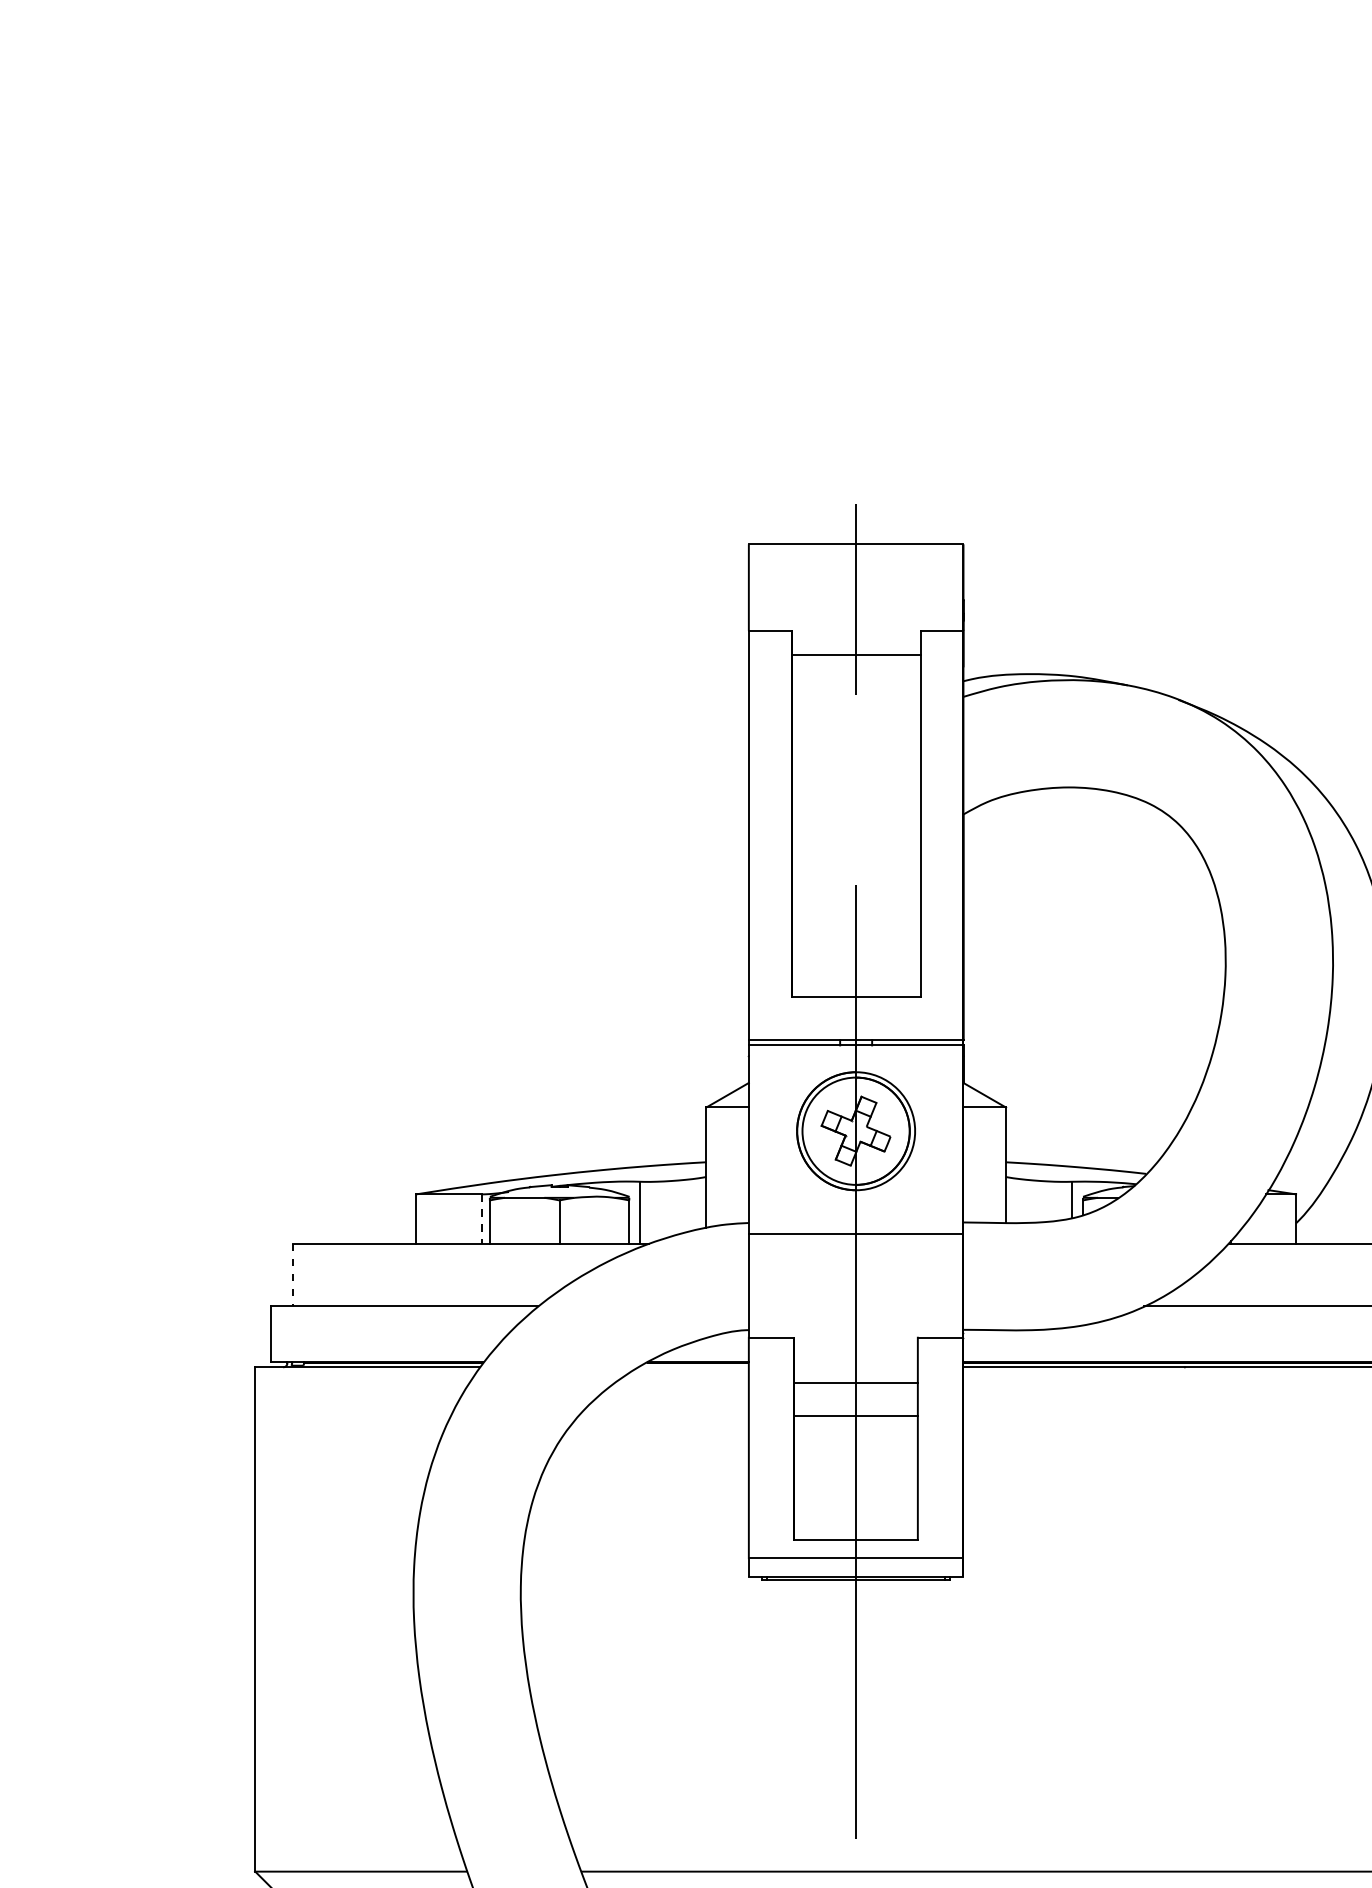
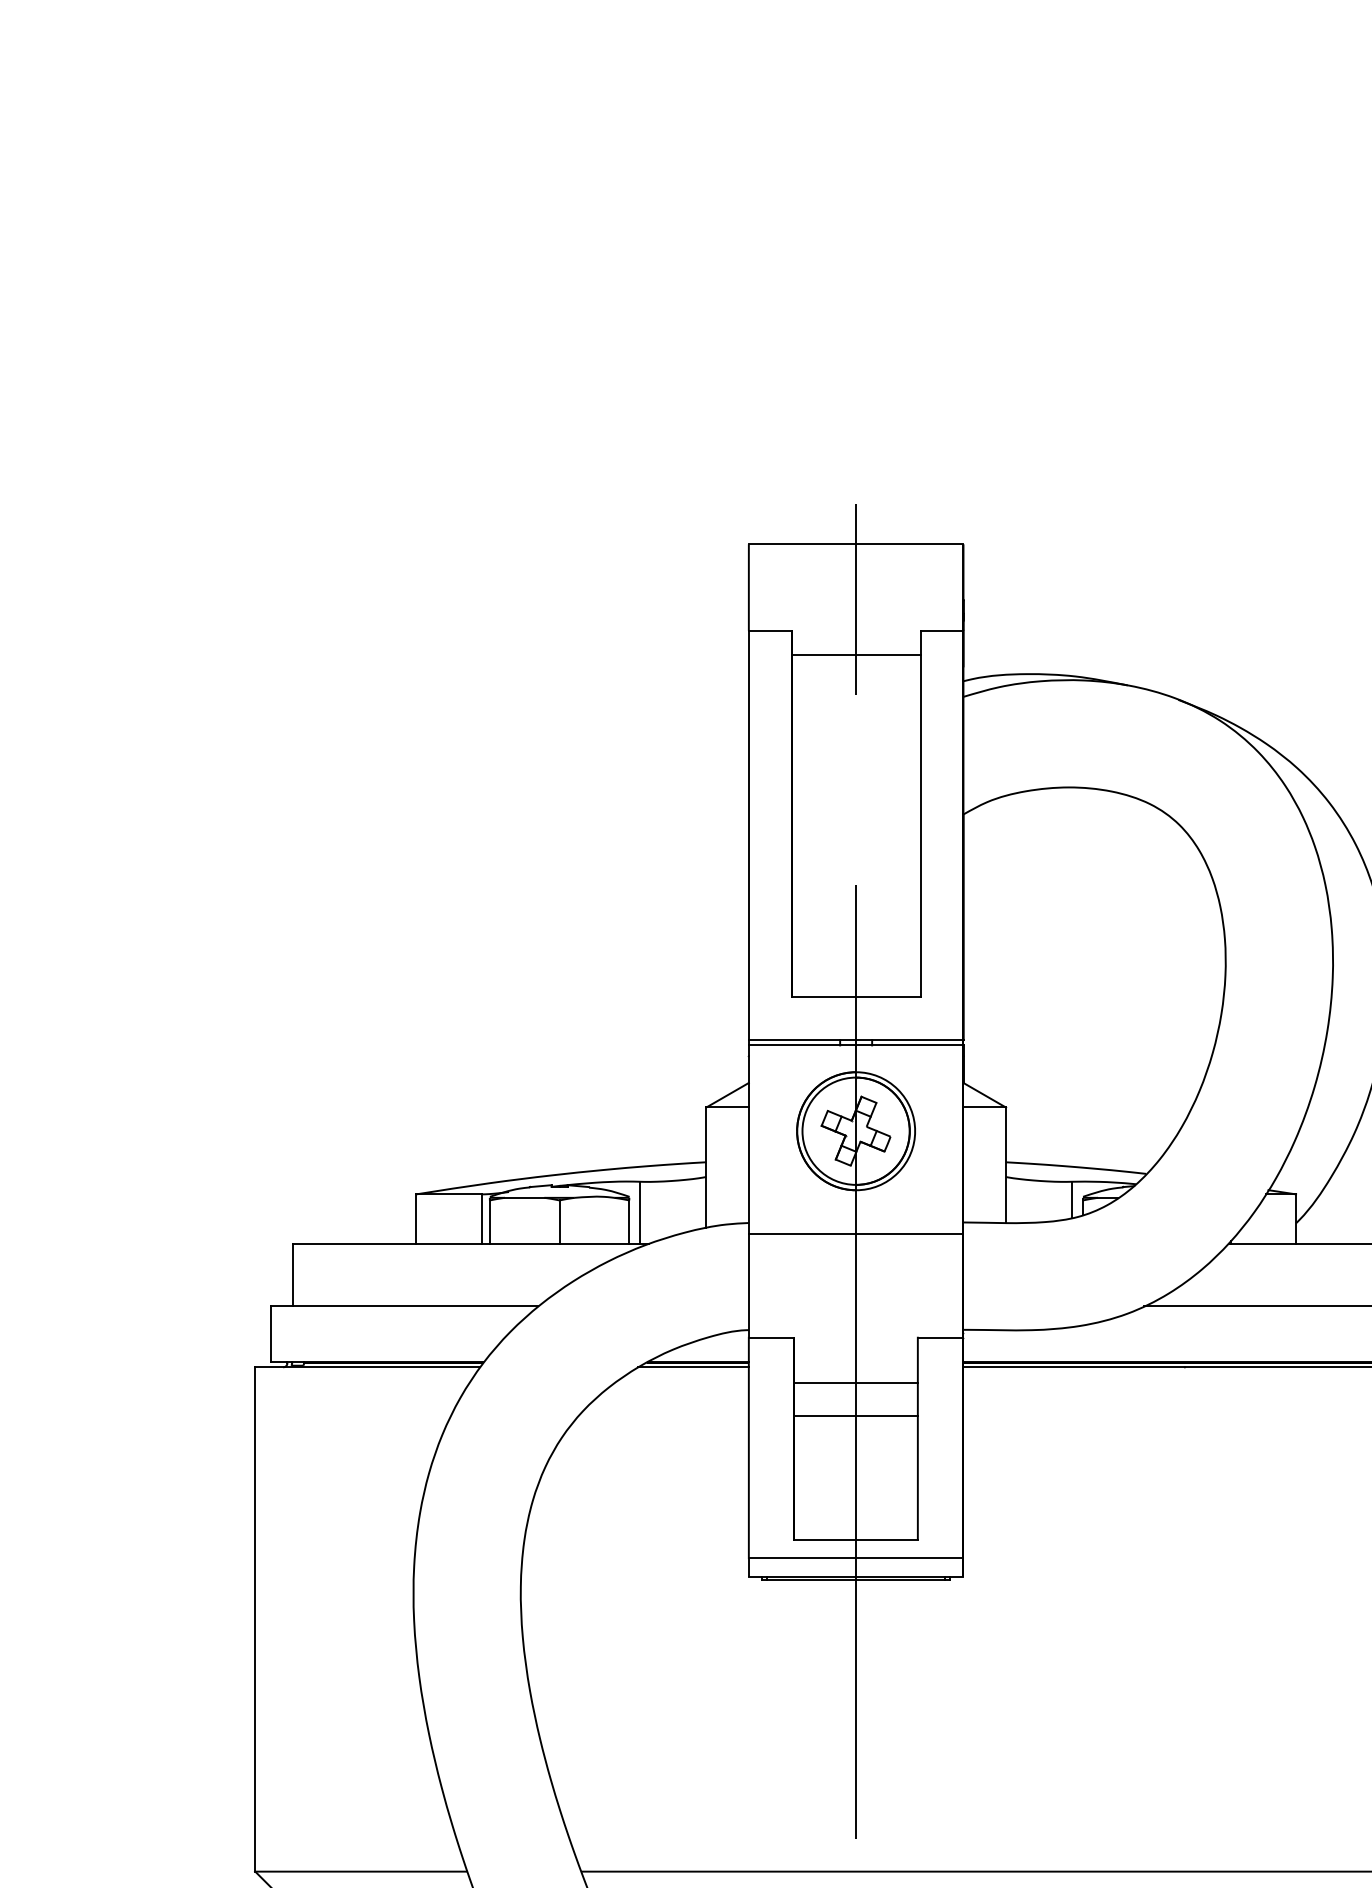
line: dashed -> solid (481, 1219)
line: dashed -> solid (292, 1275)
line: none -> present (692, 1367)
